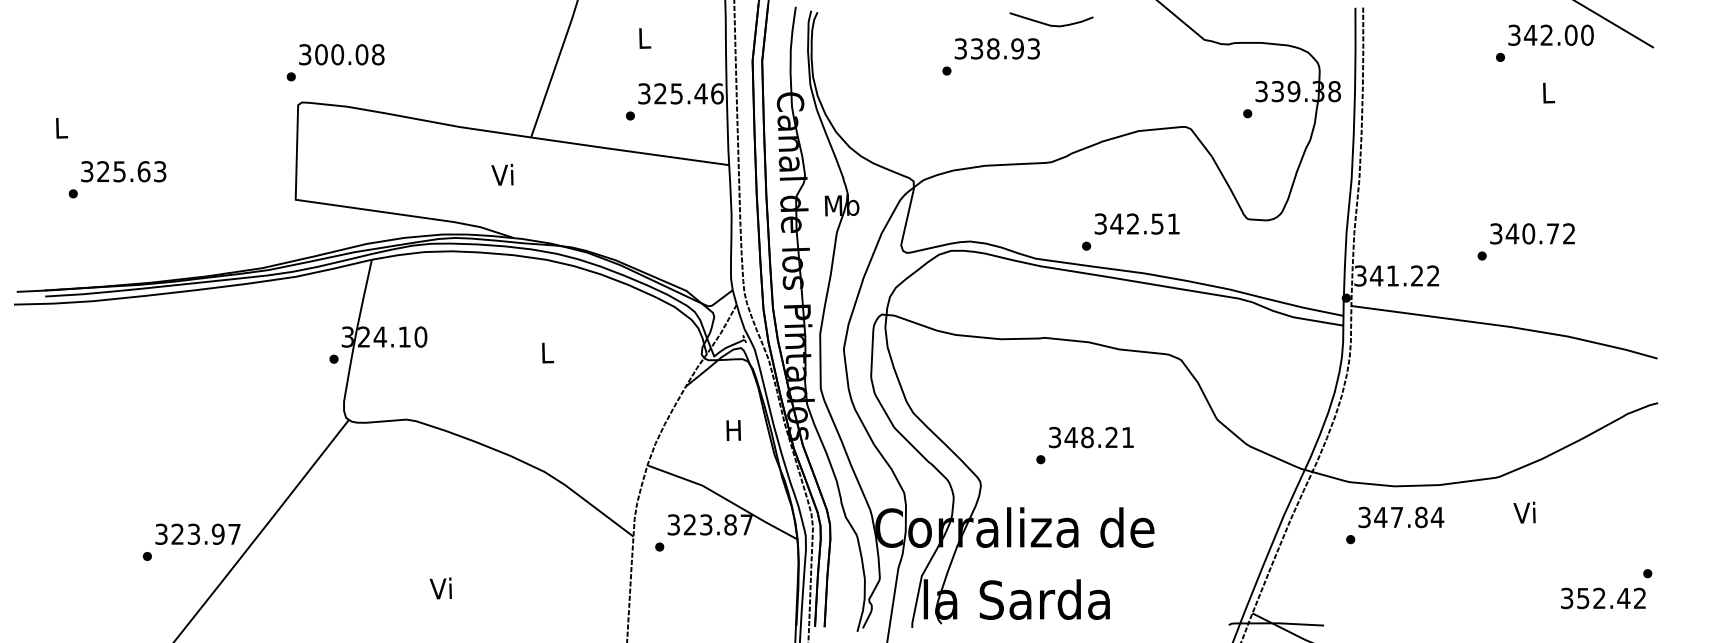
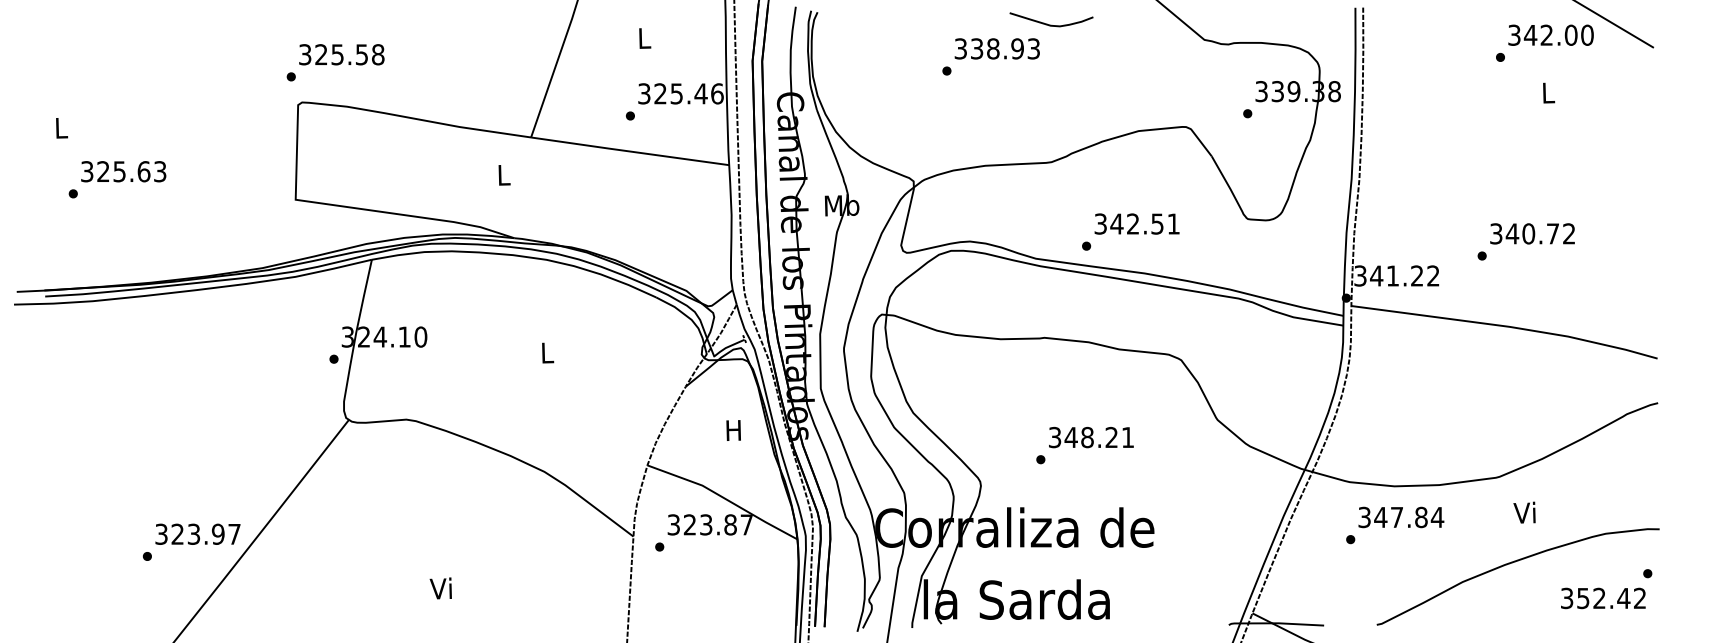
text: 300.08 -> 325.58 (341, 54)
text: Vi -> L (502, 174)
curve: none -> present (1512, 563)
